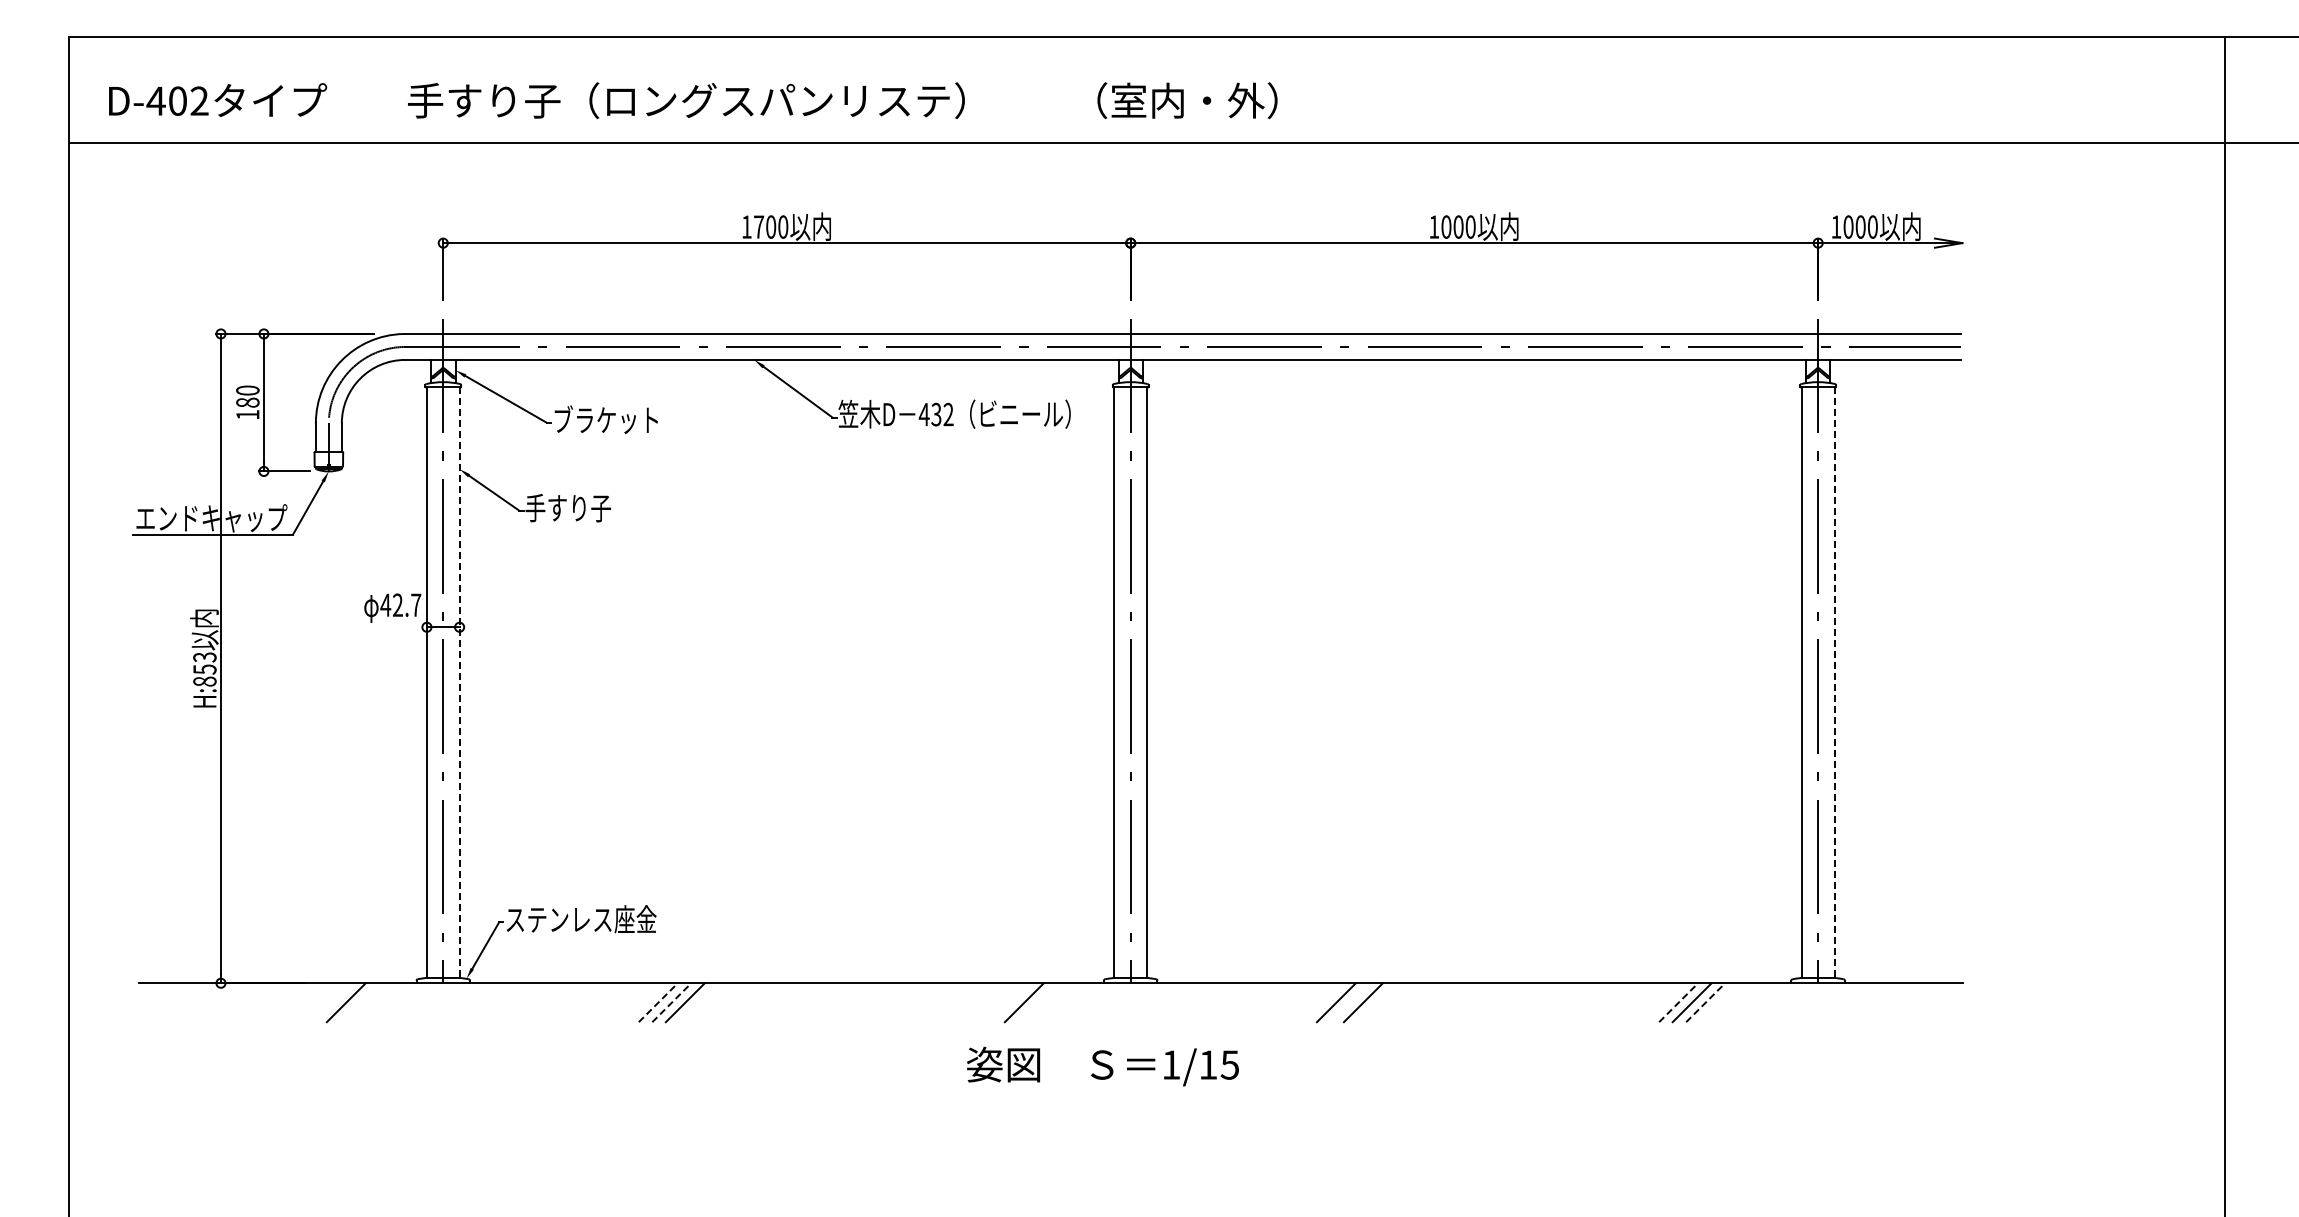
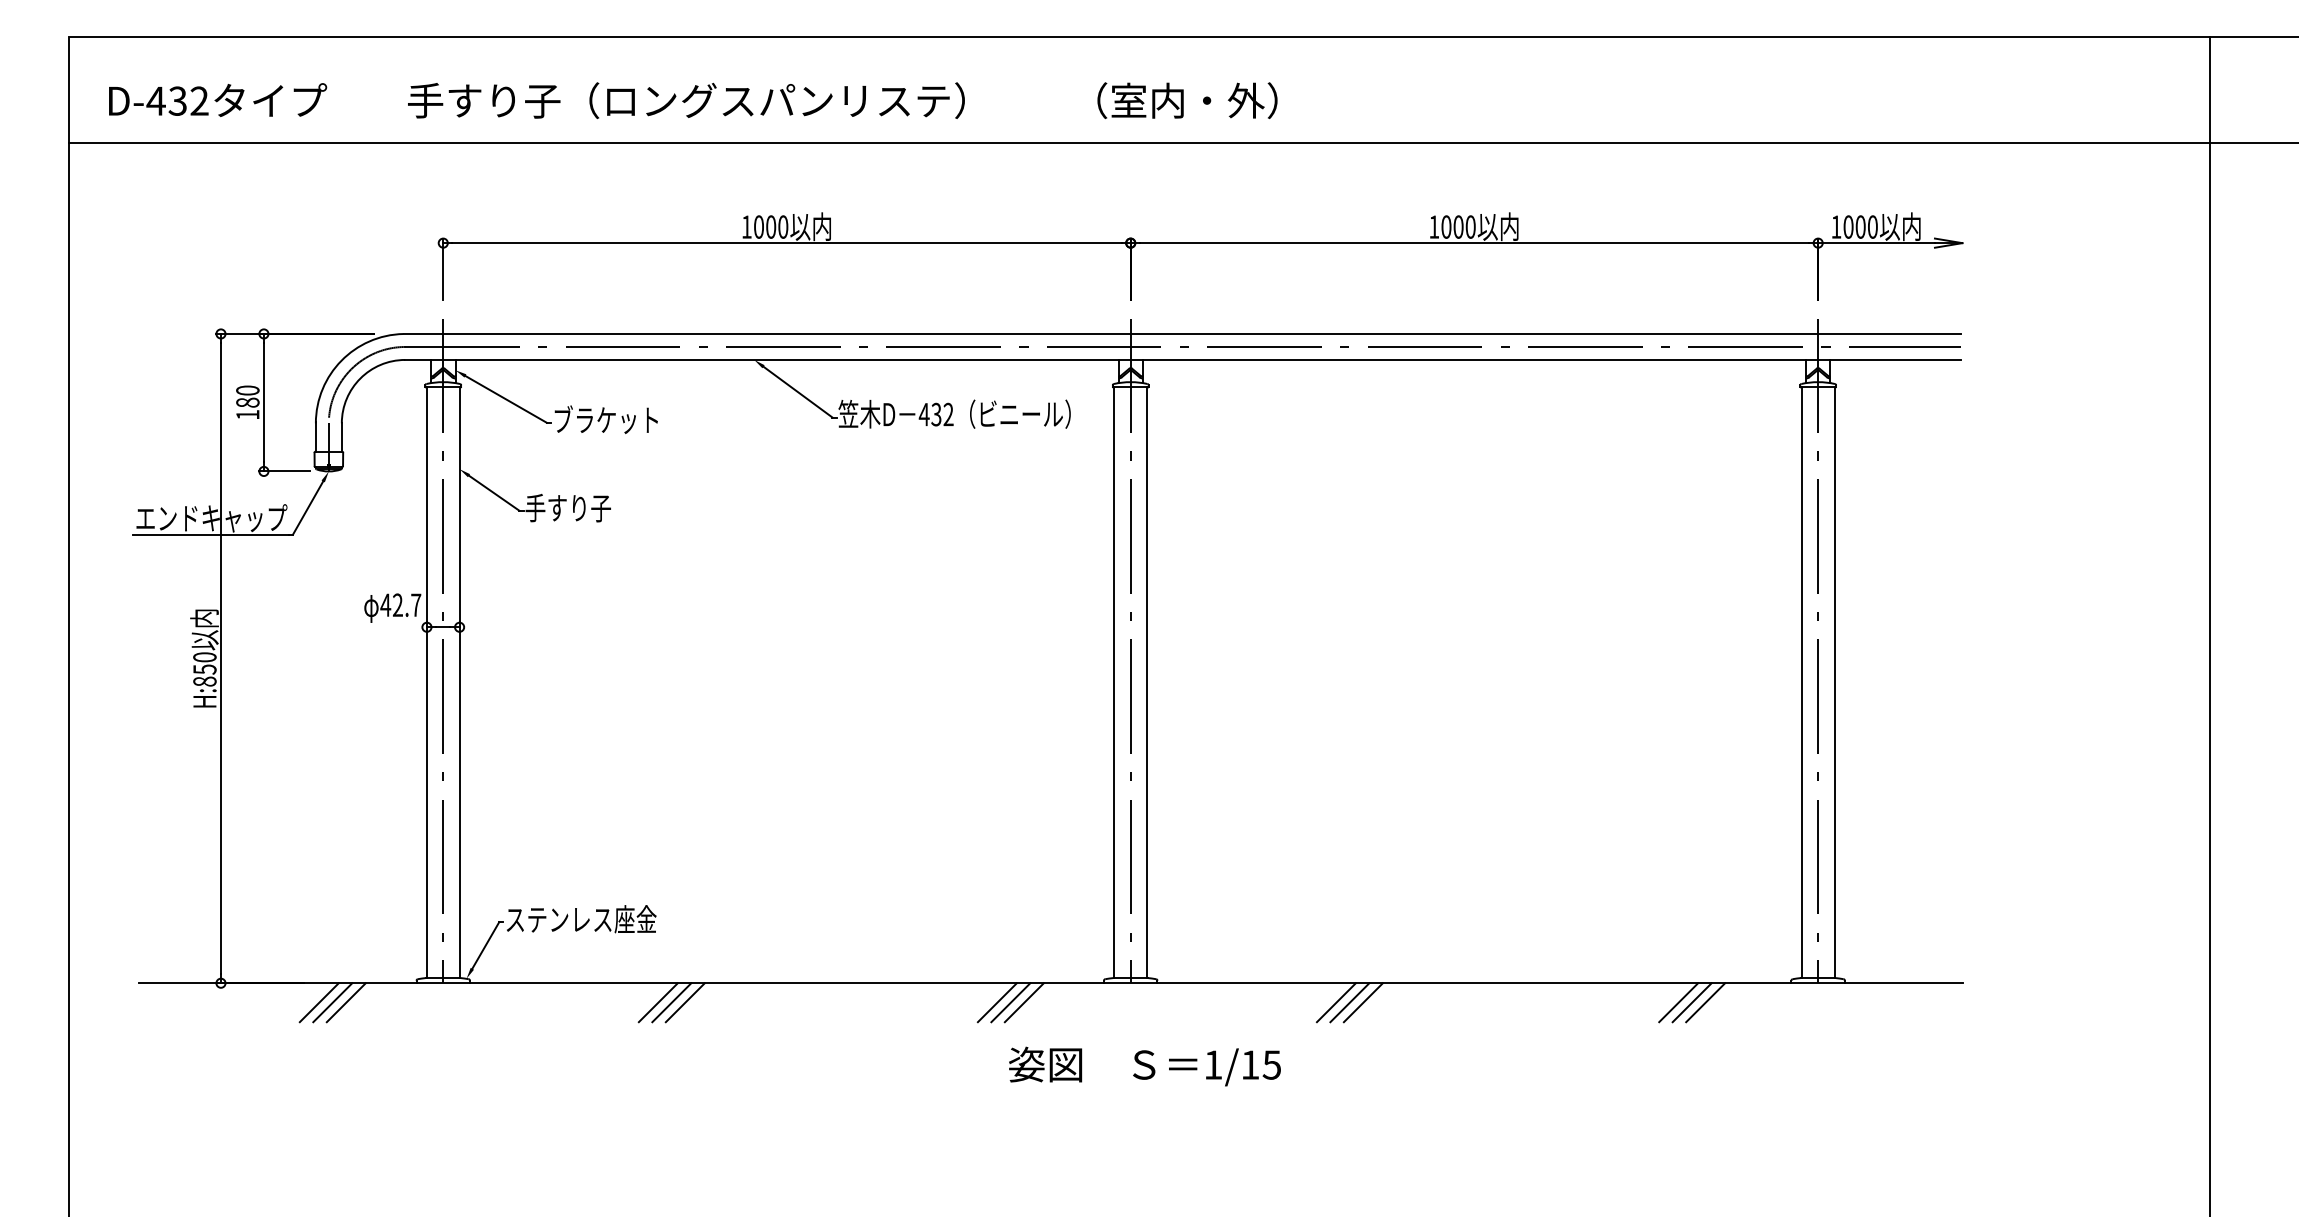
text: D-402 -> D-432 (177, 100)
text: 1700 -> 1000 (759, 226)
line position: (2224, 624) -> (2209, 624) (2209, 624)
text: H:853 -> H:850 (204, 657)
line: dashed -> solid (459, 683)
line: dashed -> solid (1834, 683)
line: none -> present (318, 1002)
line: none -> present (332, 1002)
line: dashed -> solid (658, 1002)
line: dashed -> solid (671, 1002)
line: none -> present (996, 1002)
line: none -> present (1010, 1002)
line: none -> present (1349, 1002)
line: dashed -> solid (1678, 1002)
line: dashed -> solid (1705, 1002)
text position: (1102, 1066) -> (1144, 1066) (1144, 1066)
